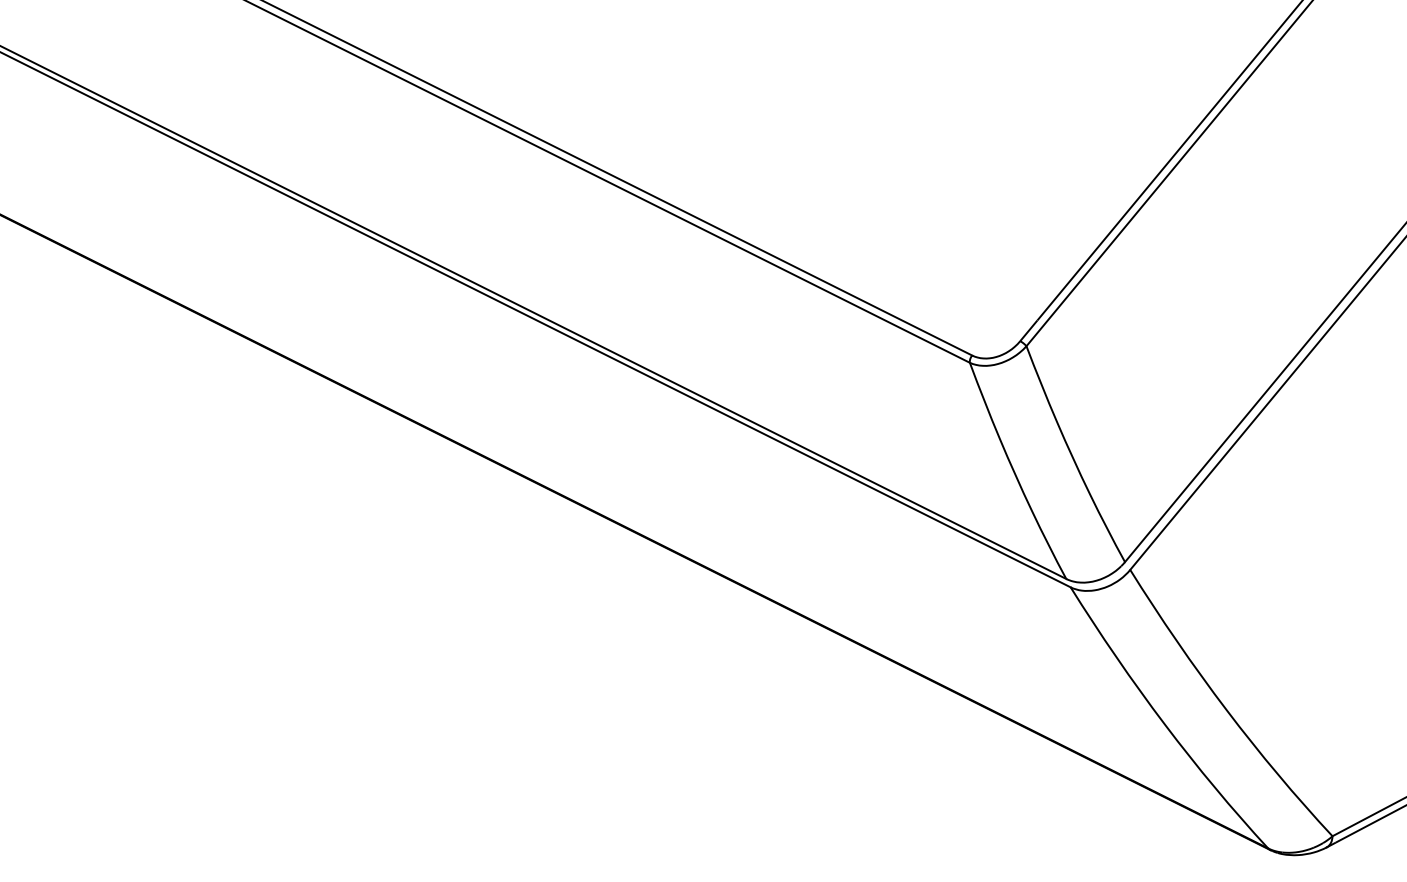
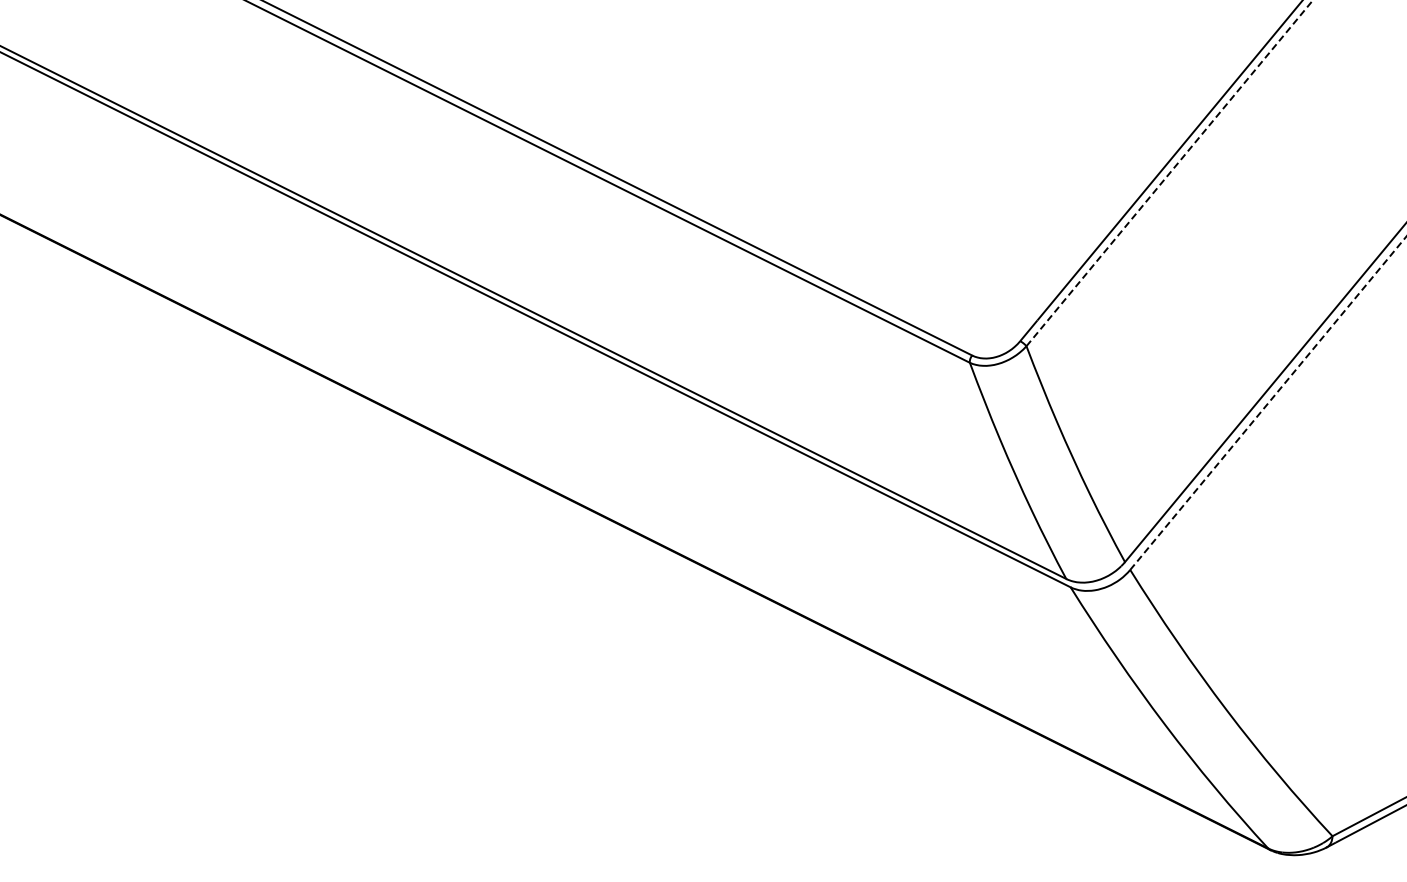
line: solid -> dashed (1169, 173)
line: solid -> dashed (1268, 402)
